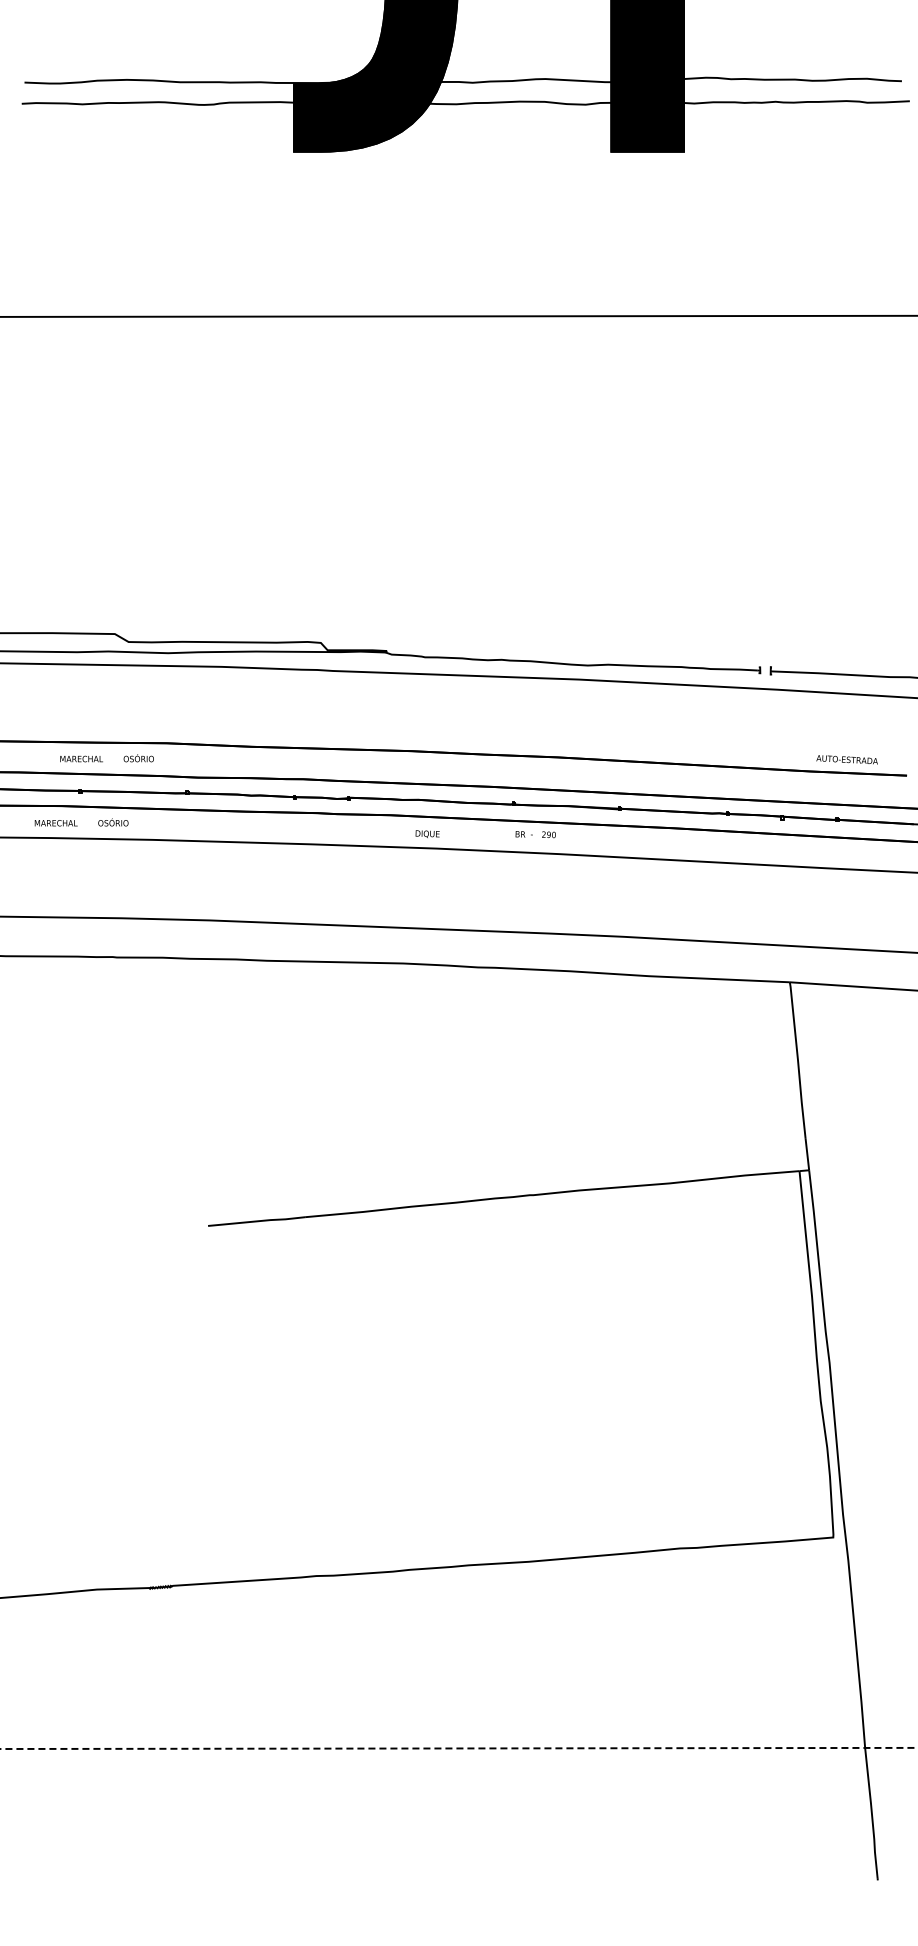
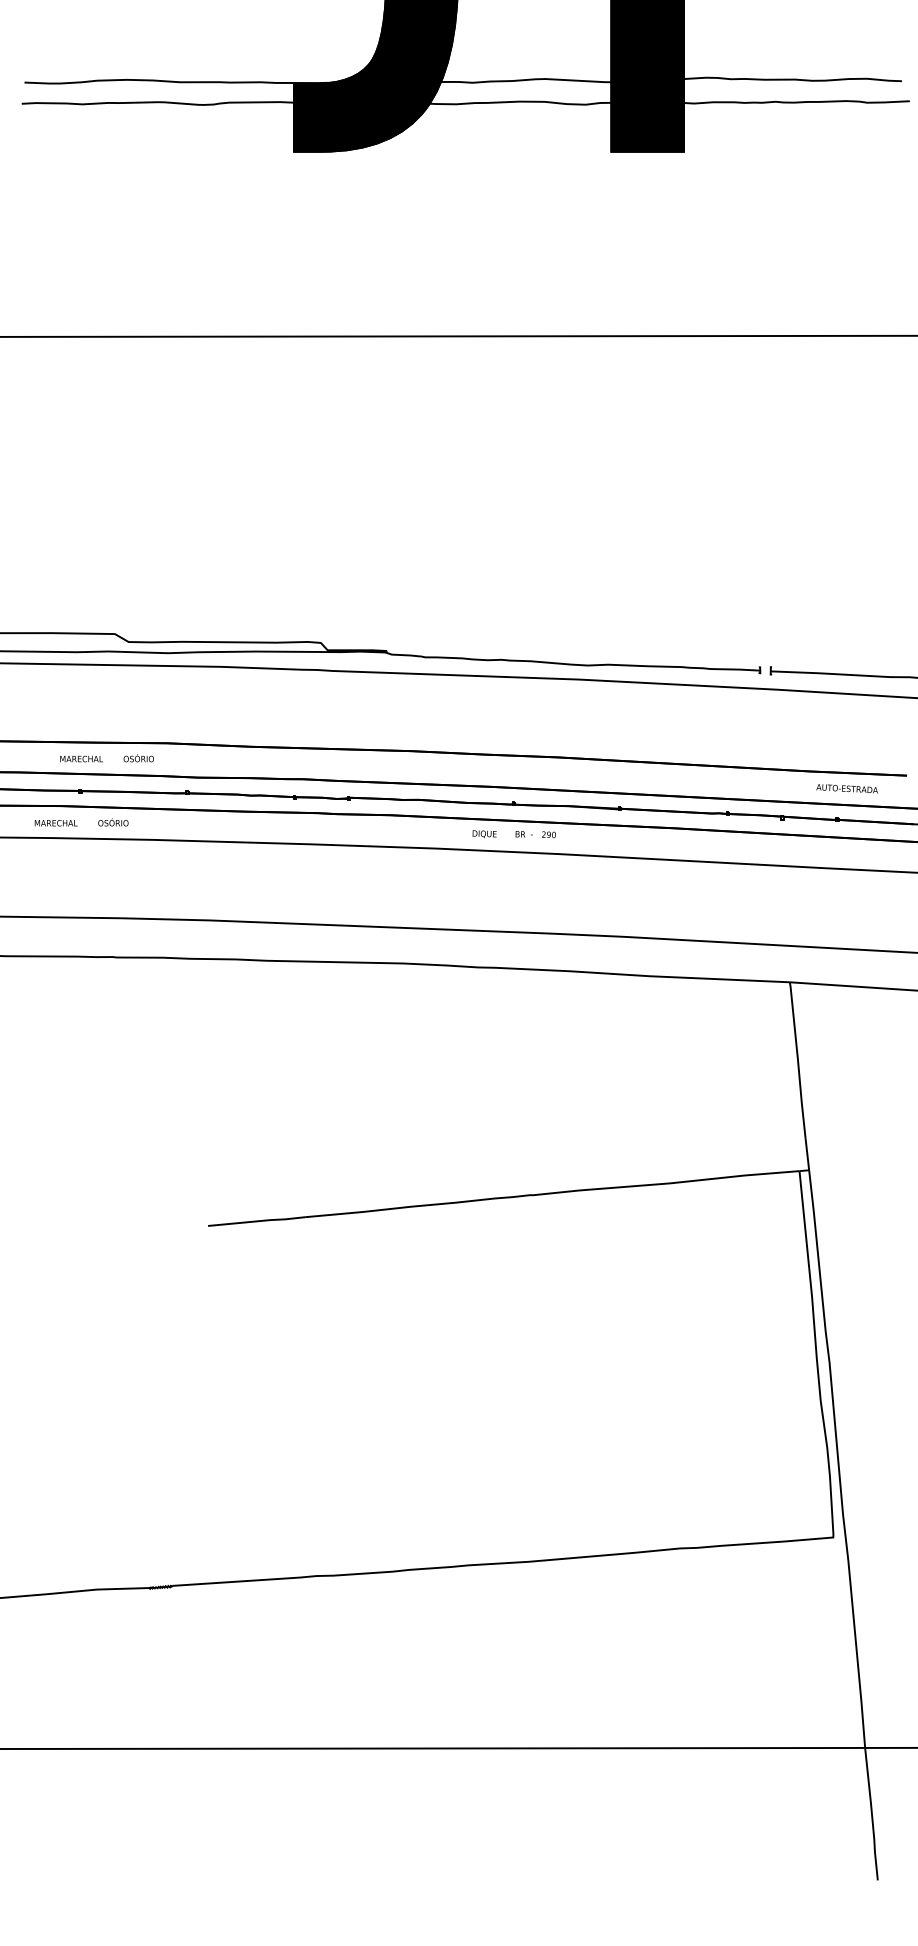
line position: (458, 315) -> (458, 335) (458, 335)
text position: (846, 759) -> (846, 788) (846, 788)
text position: (427, 833) -> (484, 833) (484, 833)
line: dashed -> solid (458, 1748)
